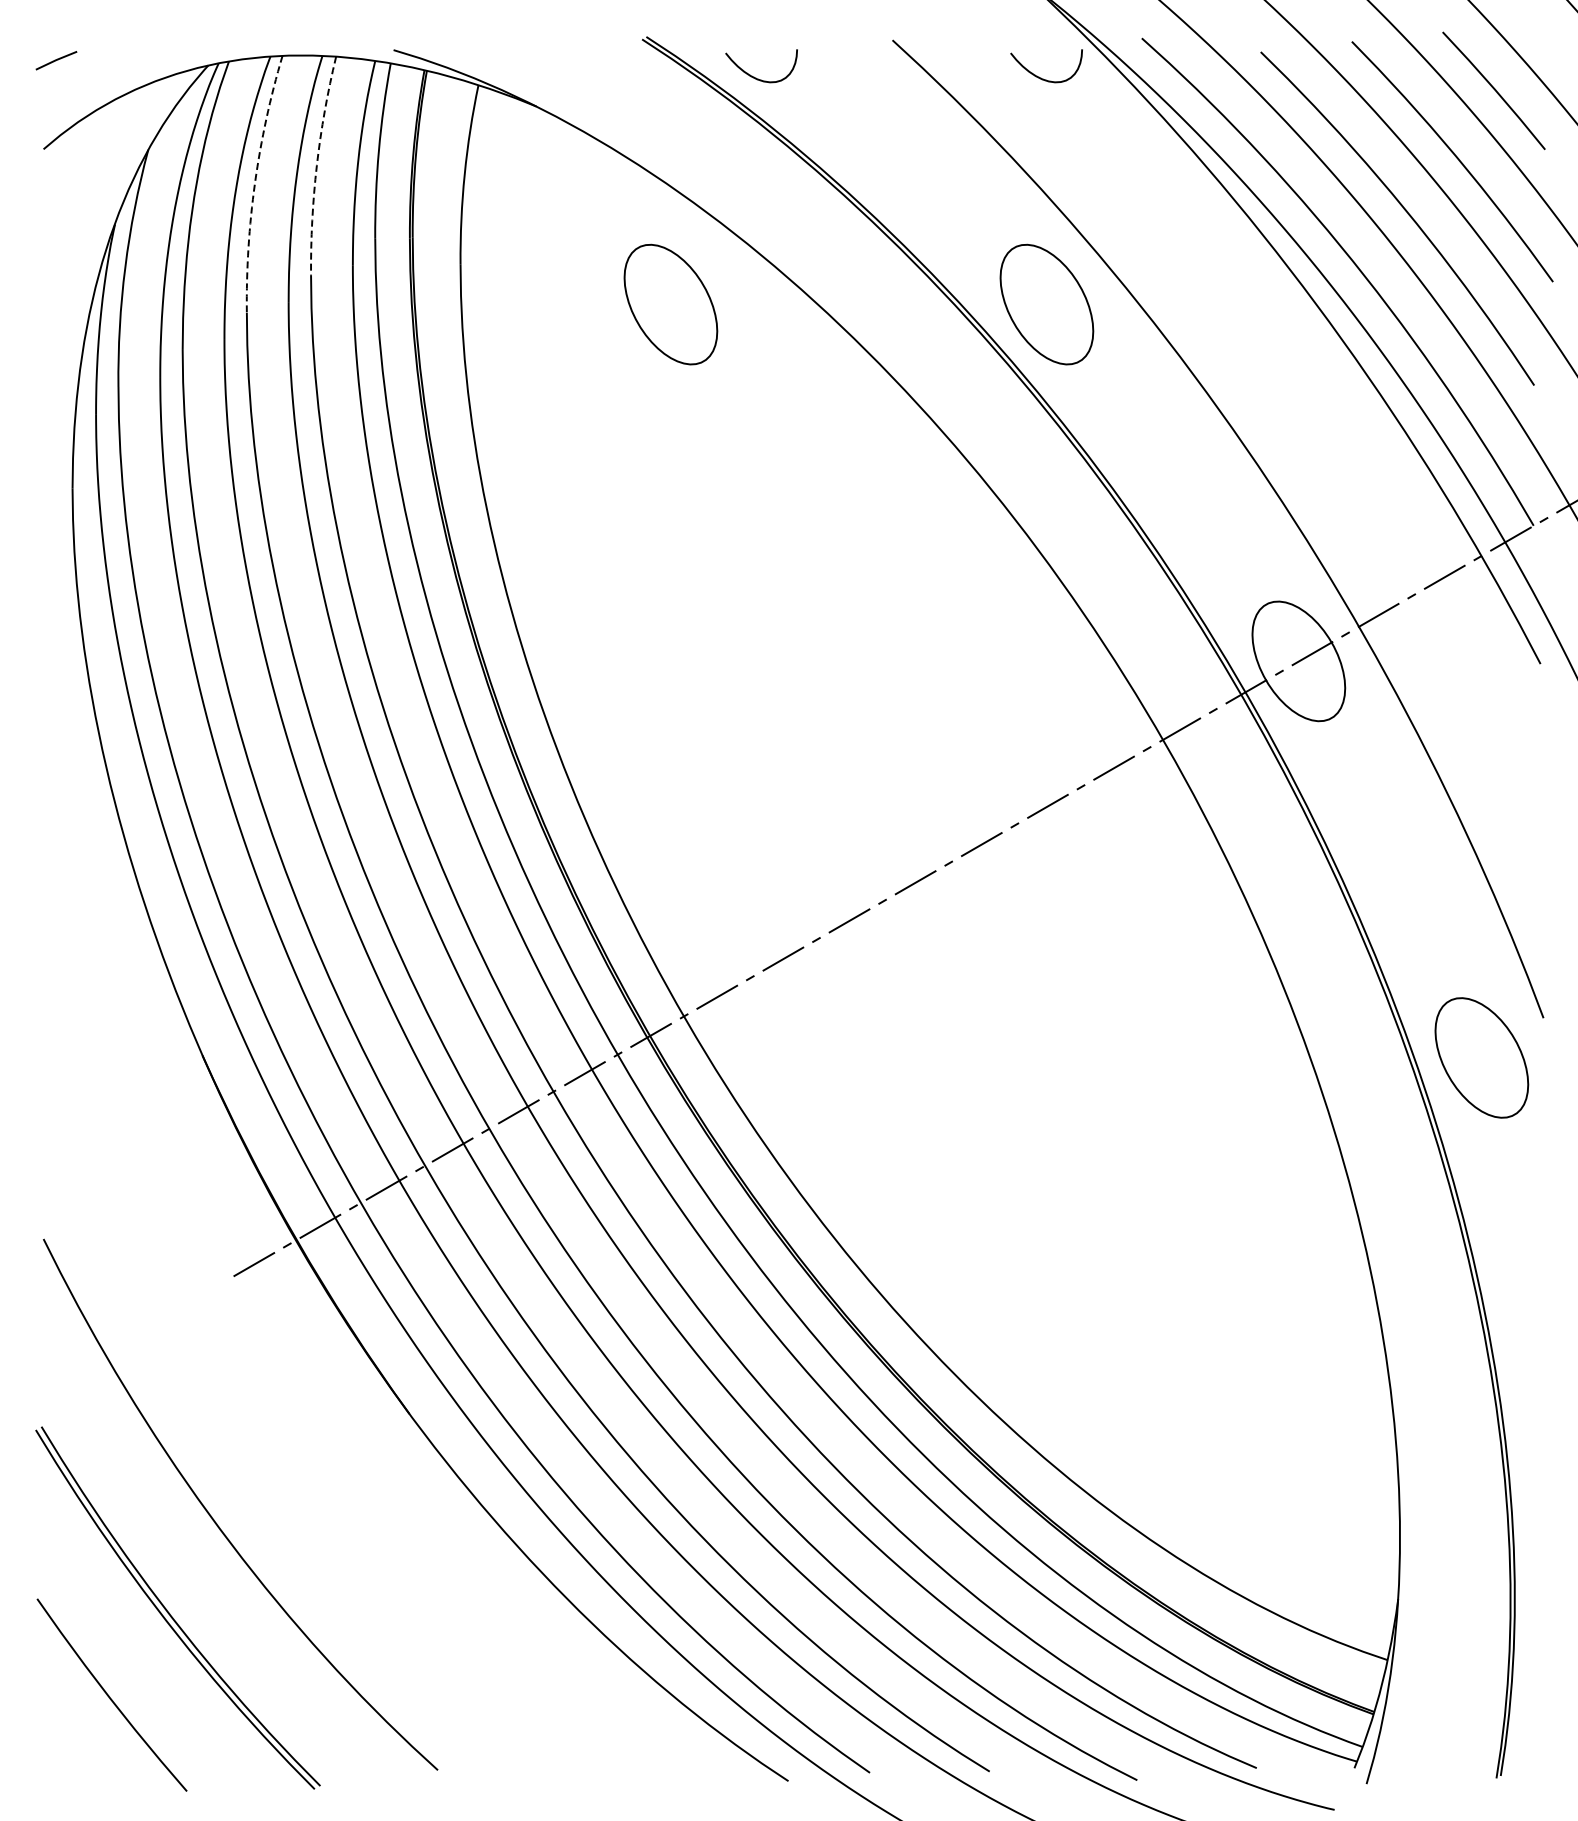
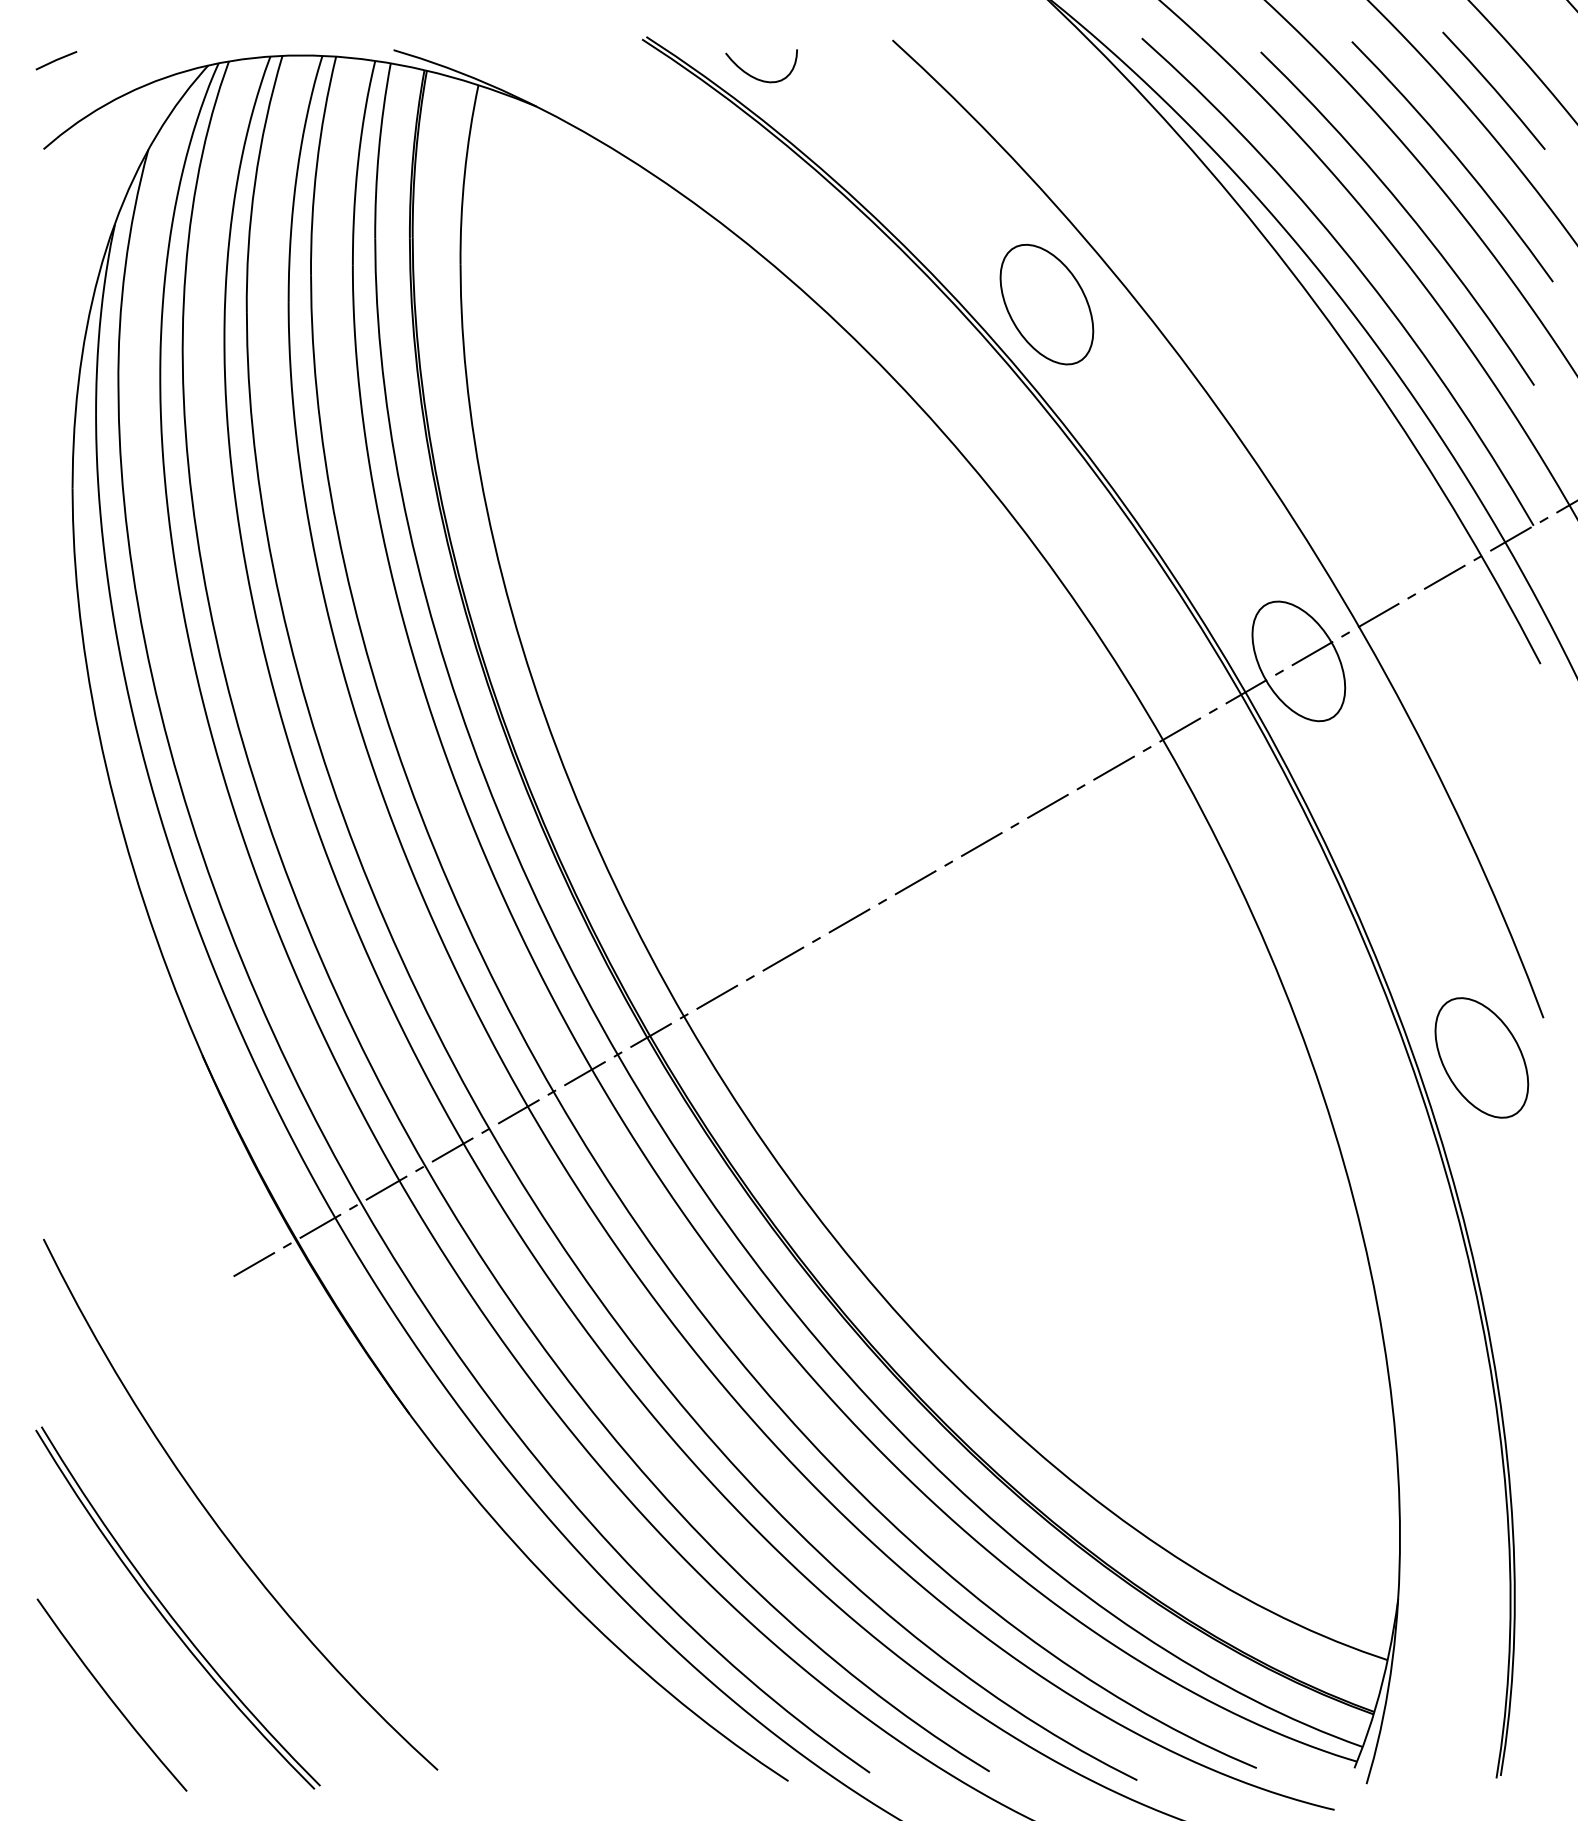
curve: present -> none (1041, 77)
arc: dashed -> solid (316, 165)
arc: dashed -> solid (255, 183)
part: present -> none (670, 304)
